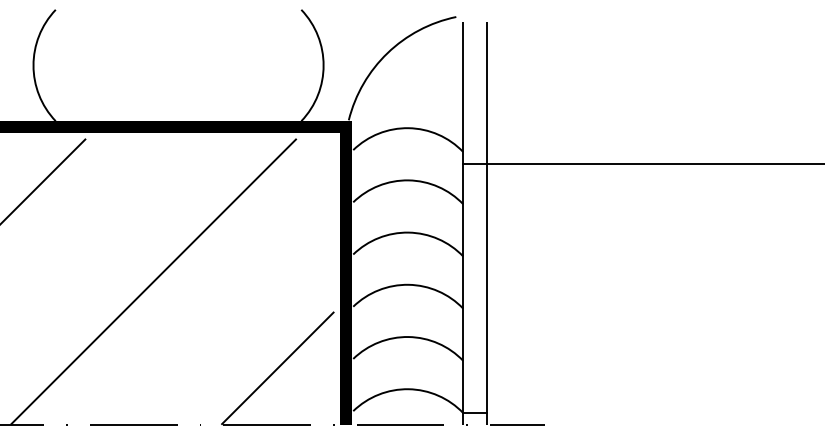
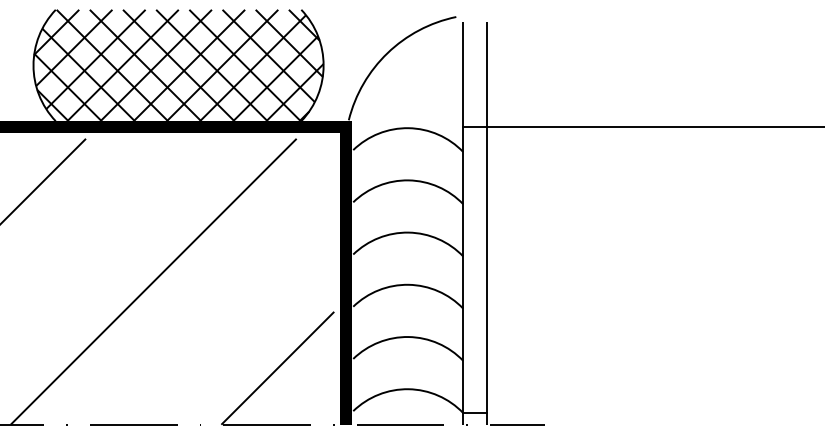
hatch: none -> present (178, 65)
line position: (642, 164) -> (642, 127) (642, 127)
